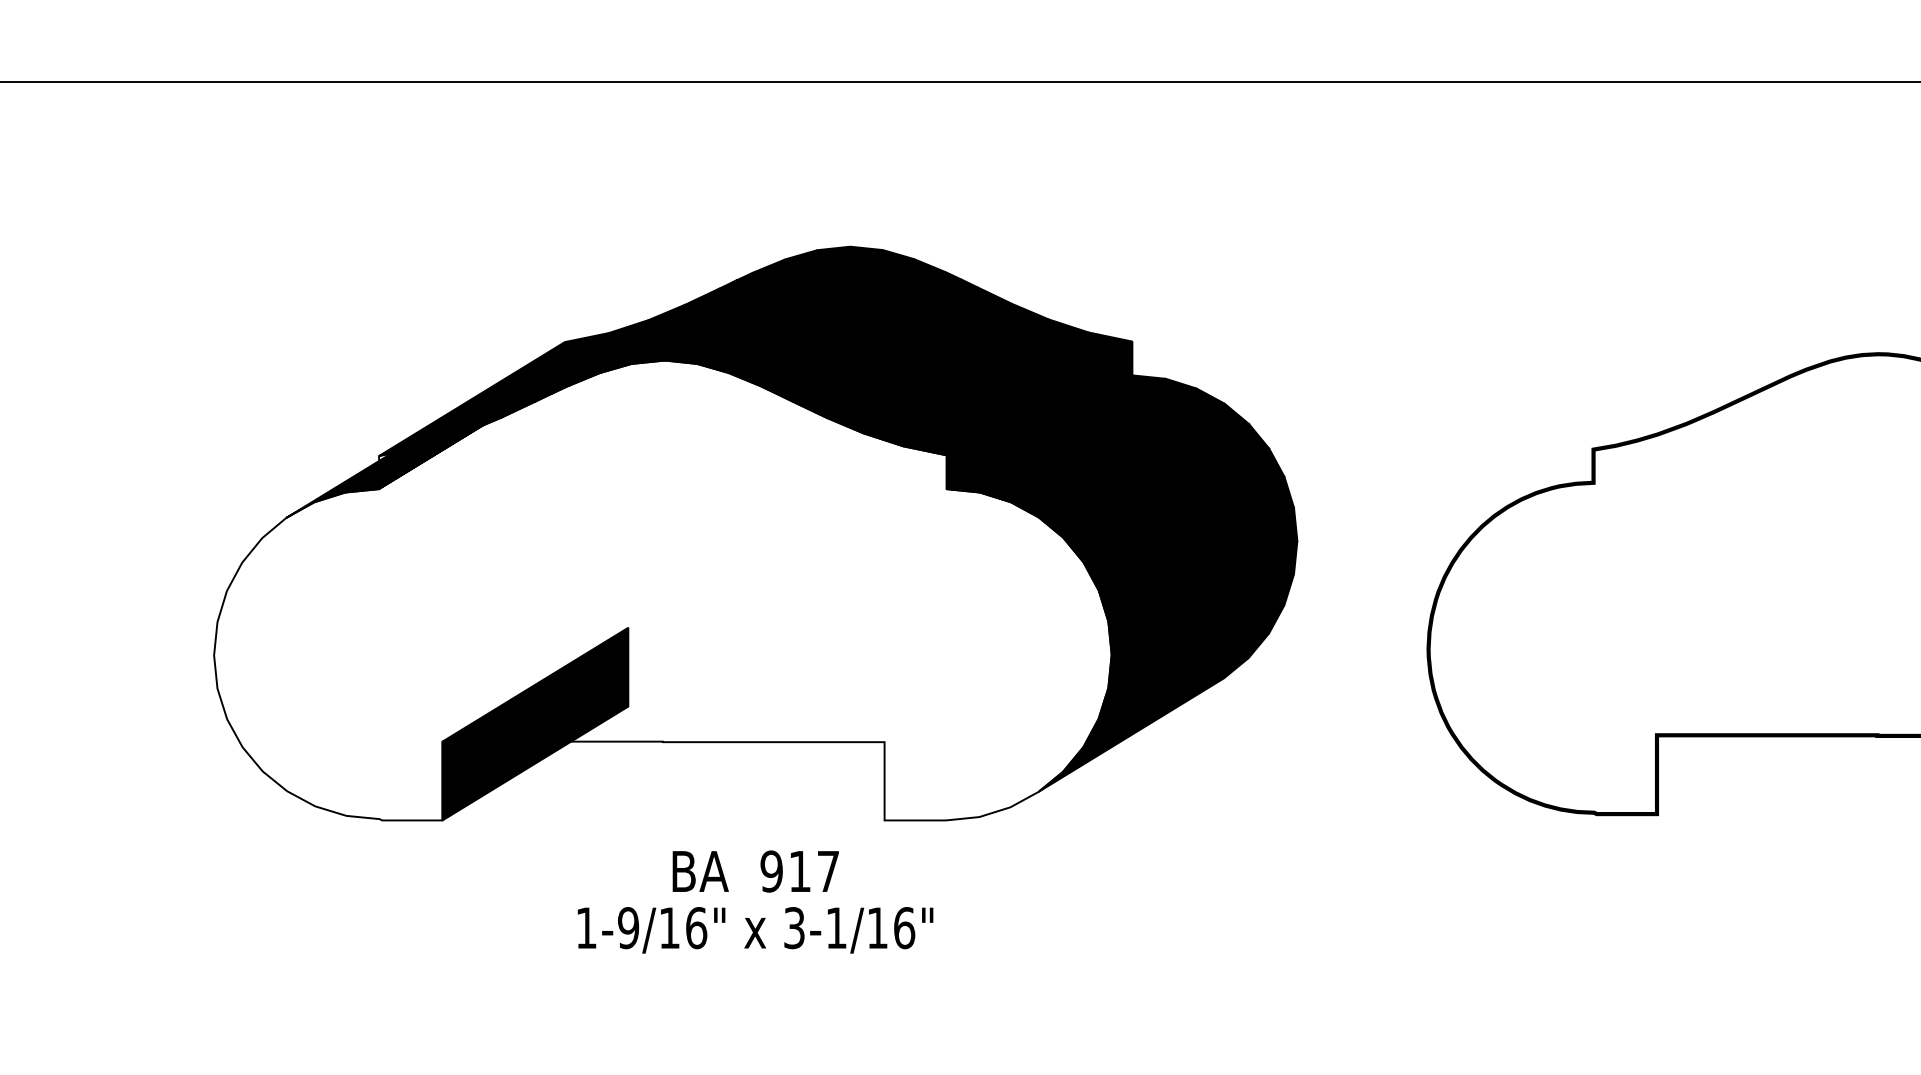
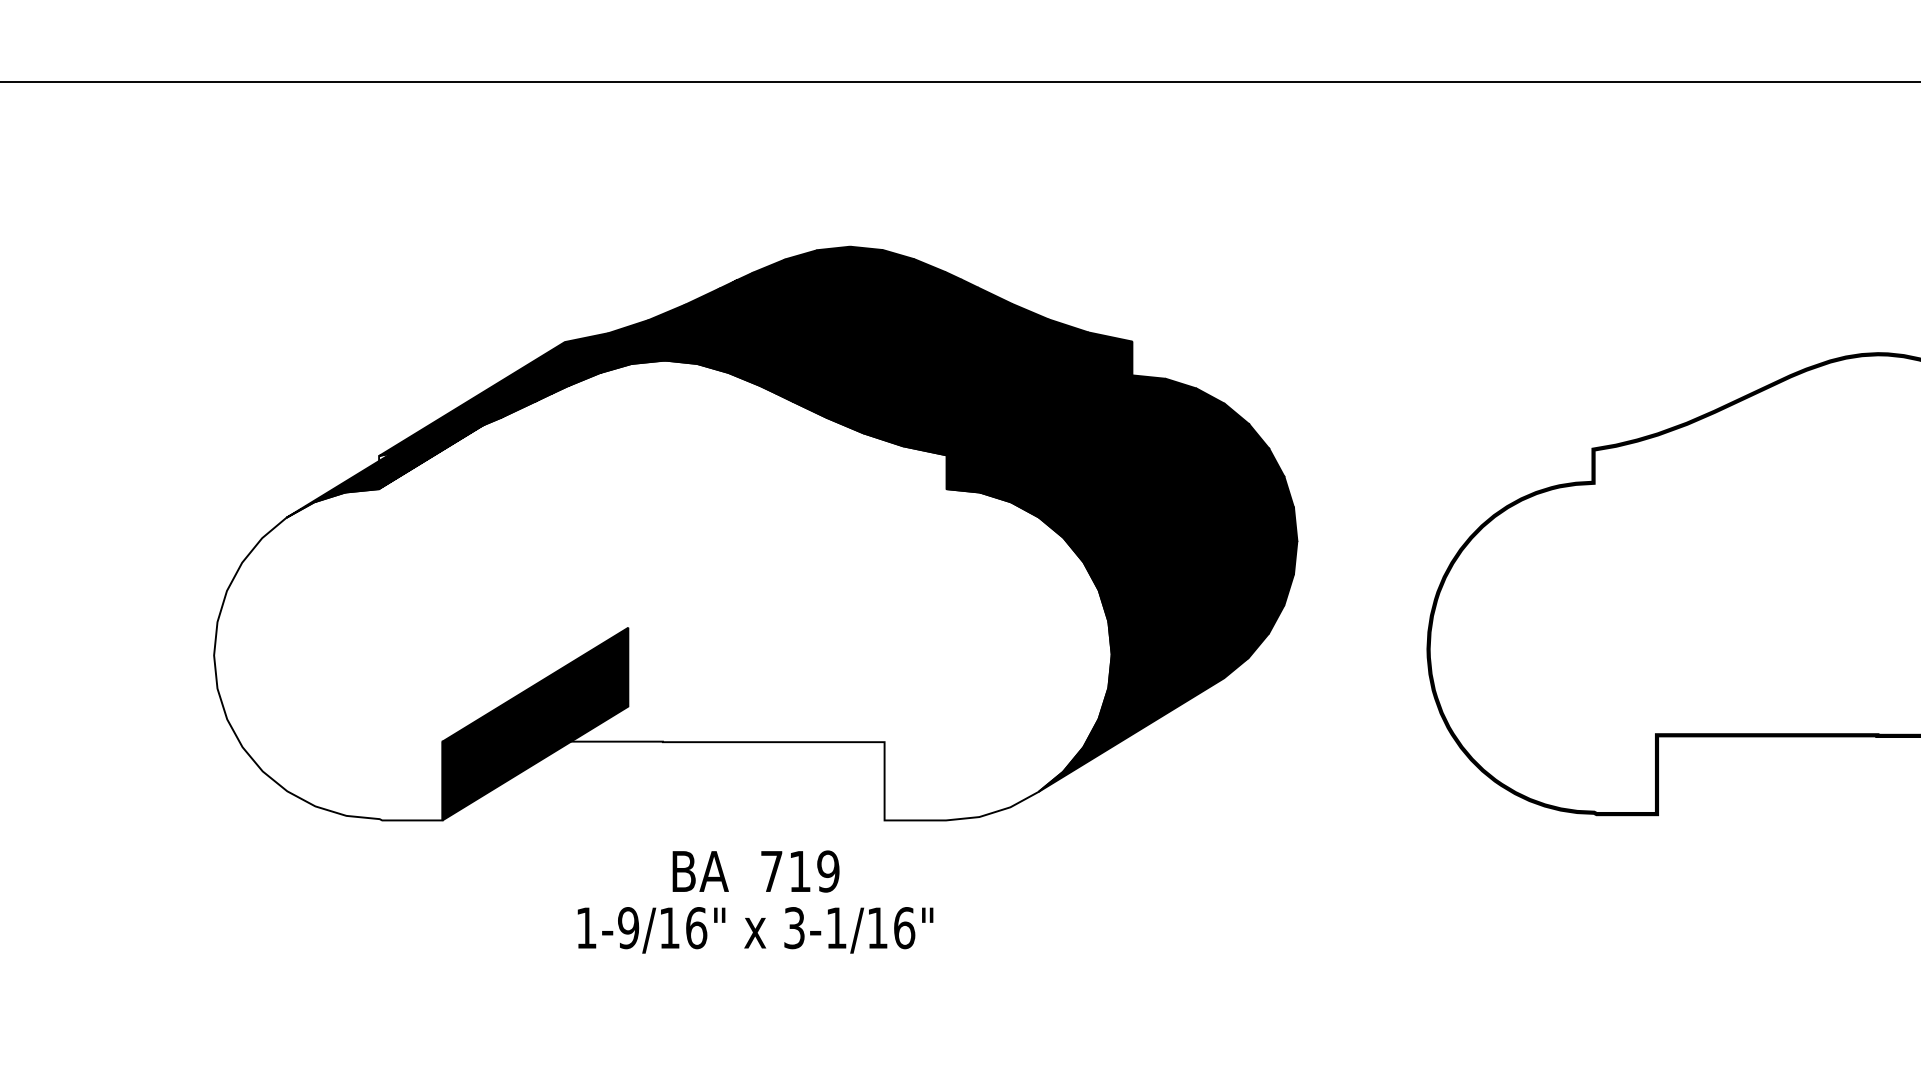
text: 917 -> 719 (799, 871)
